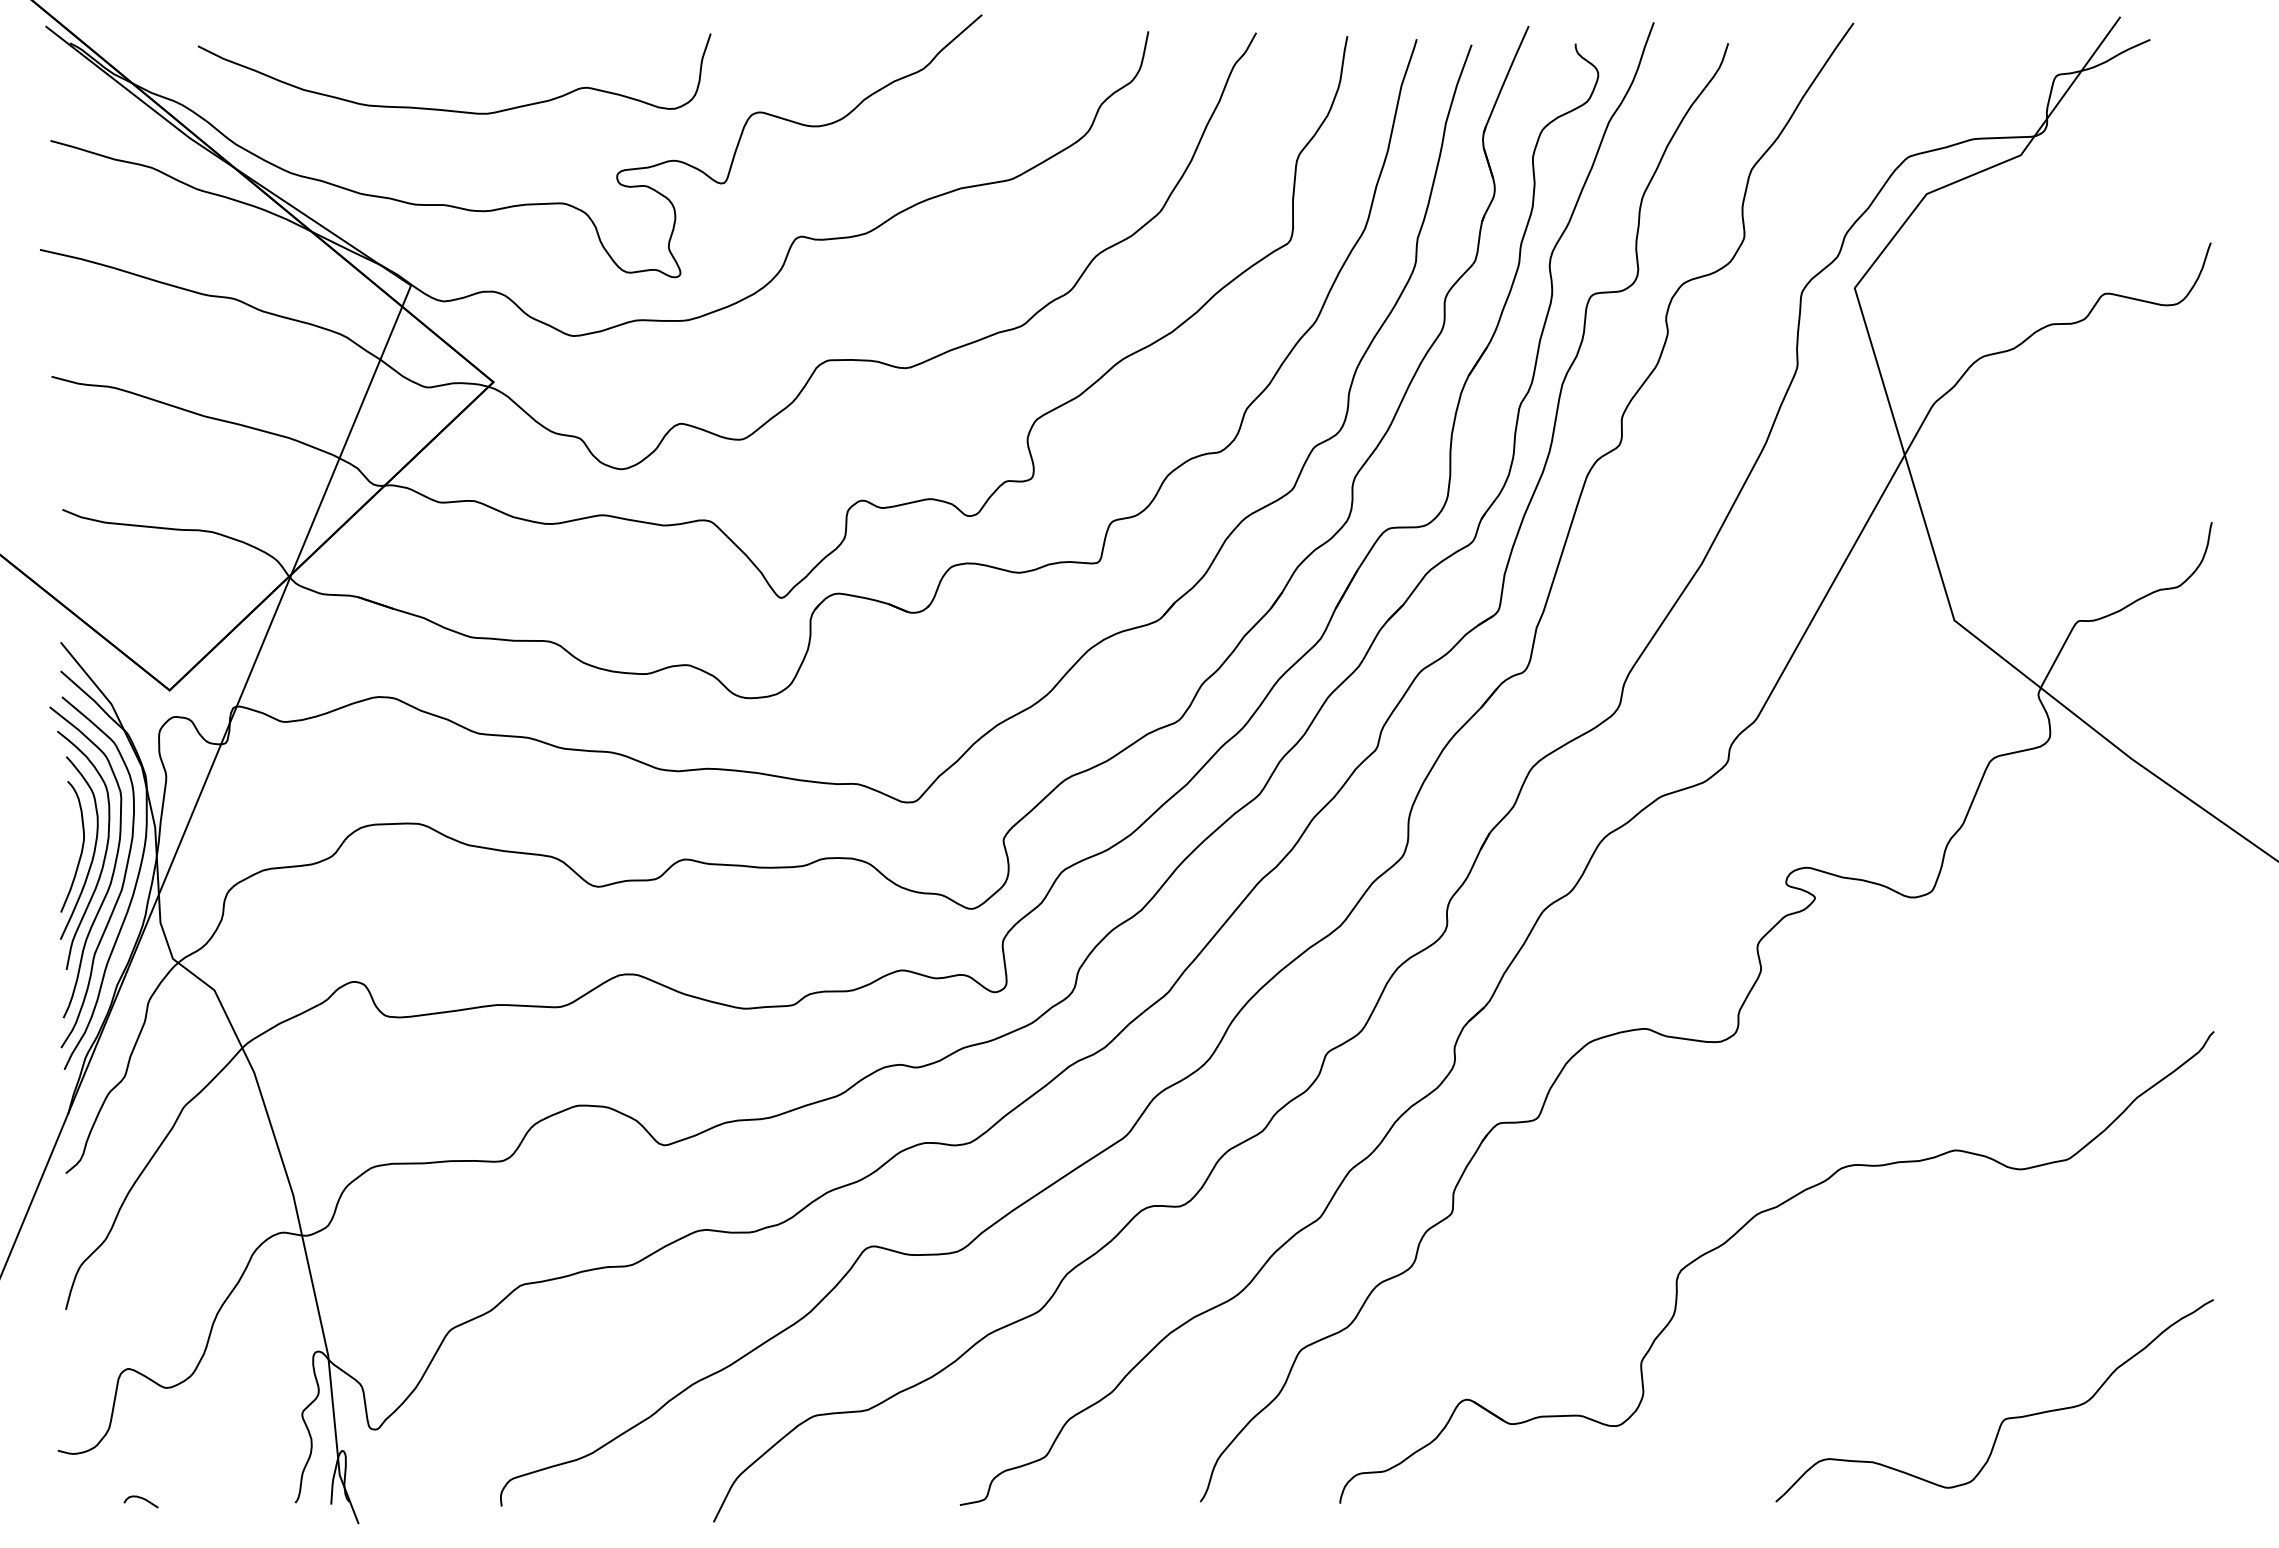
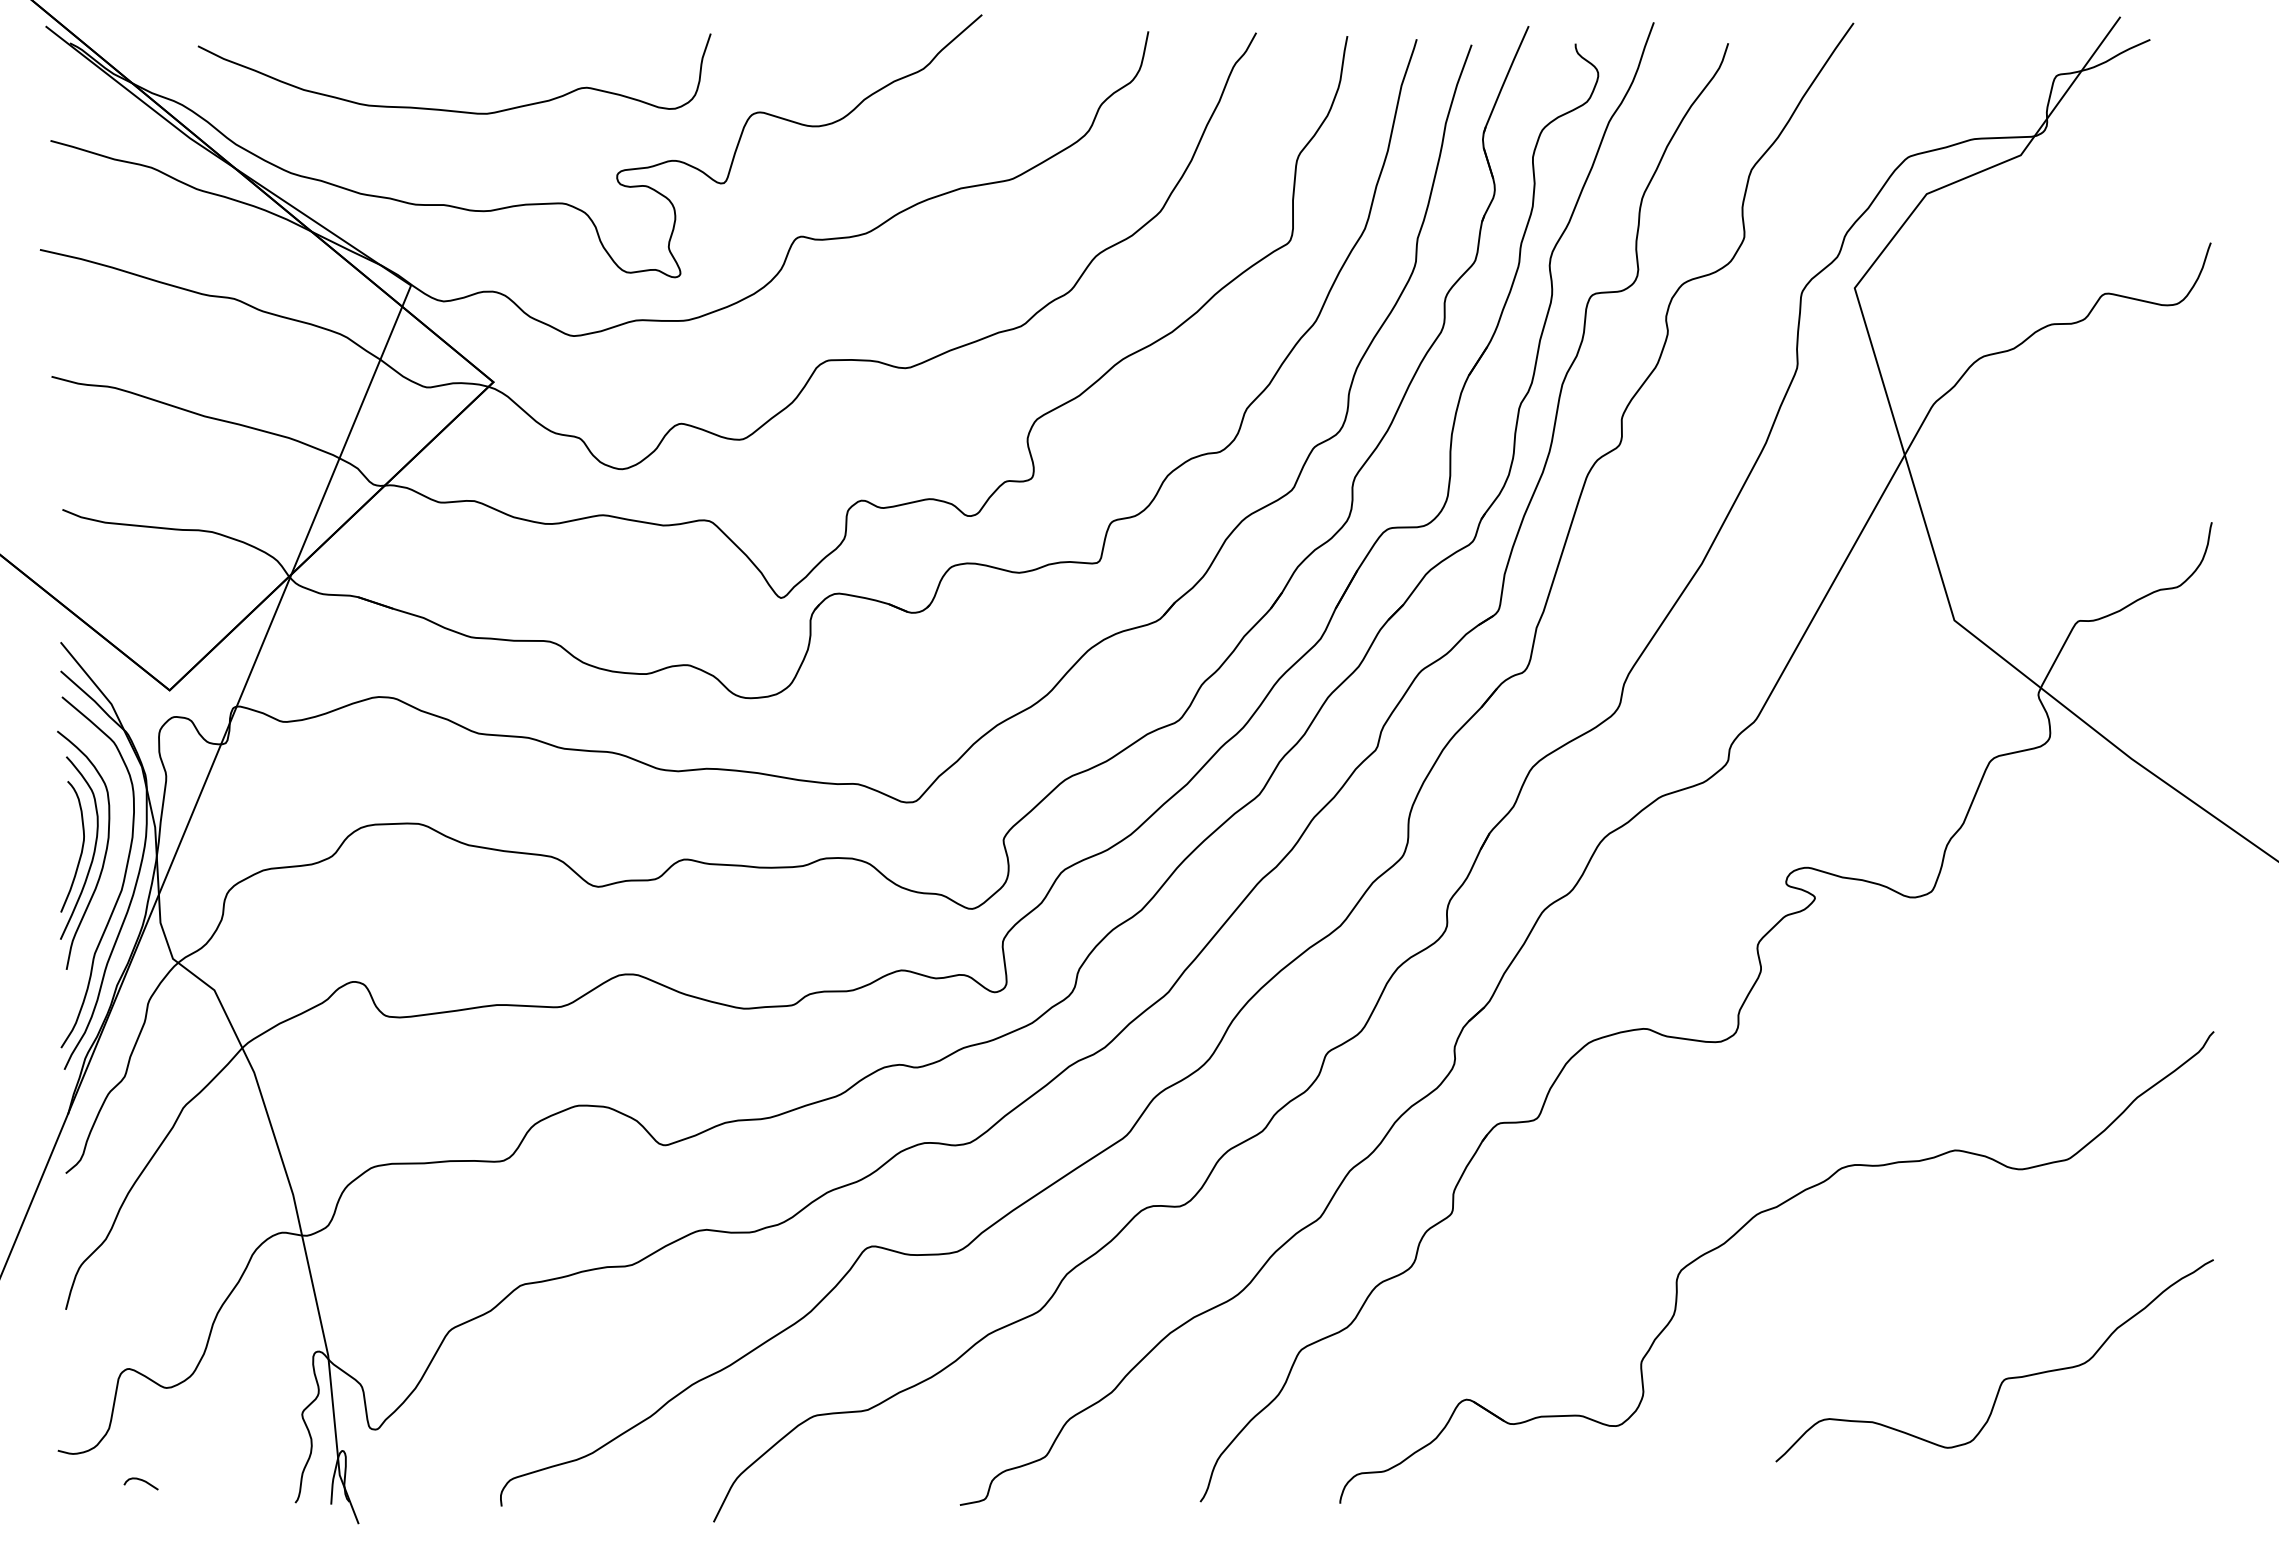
curve: present -> none (113, 867)
curve position: (2004, 1418) -> (2004, 1378) (2004, 1378)
curve position: (142, 1499) -> (142, 1481) (142, 1481)
